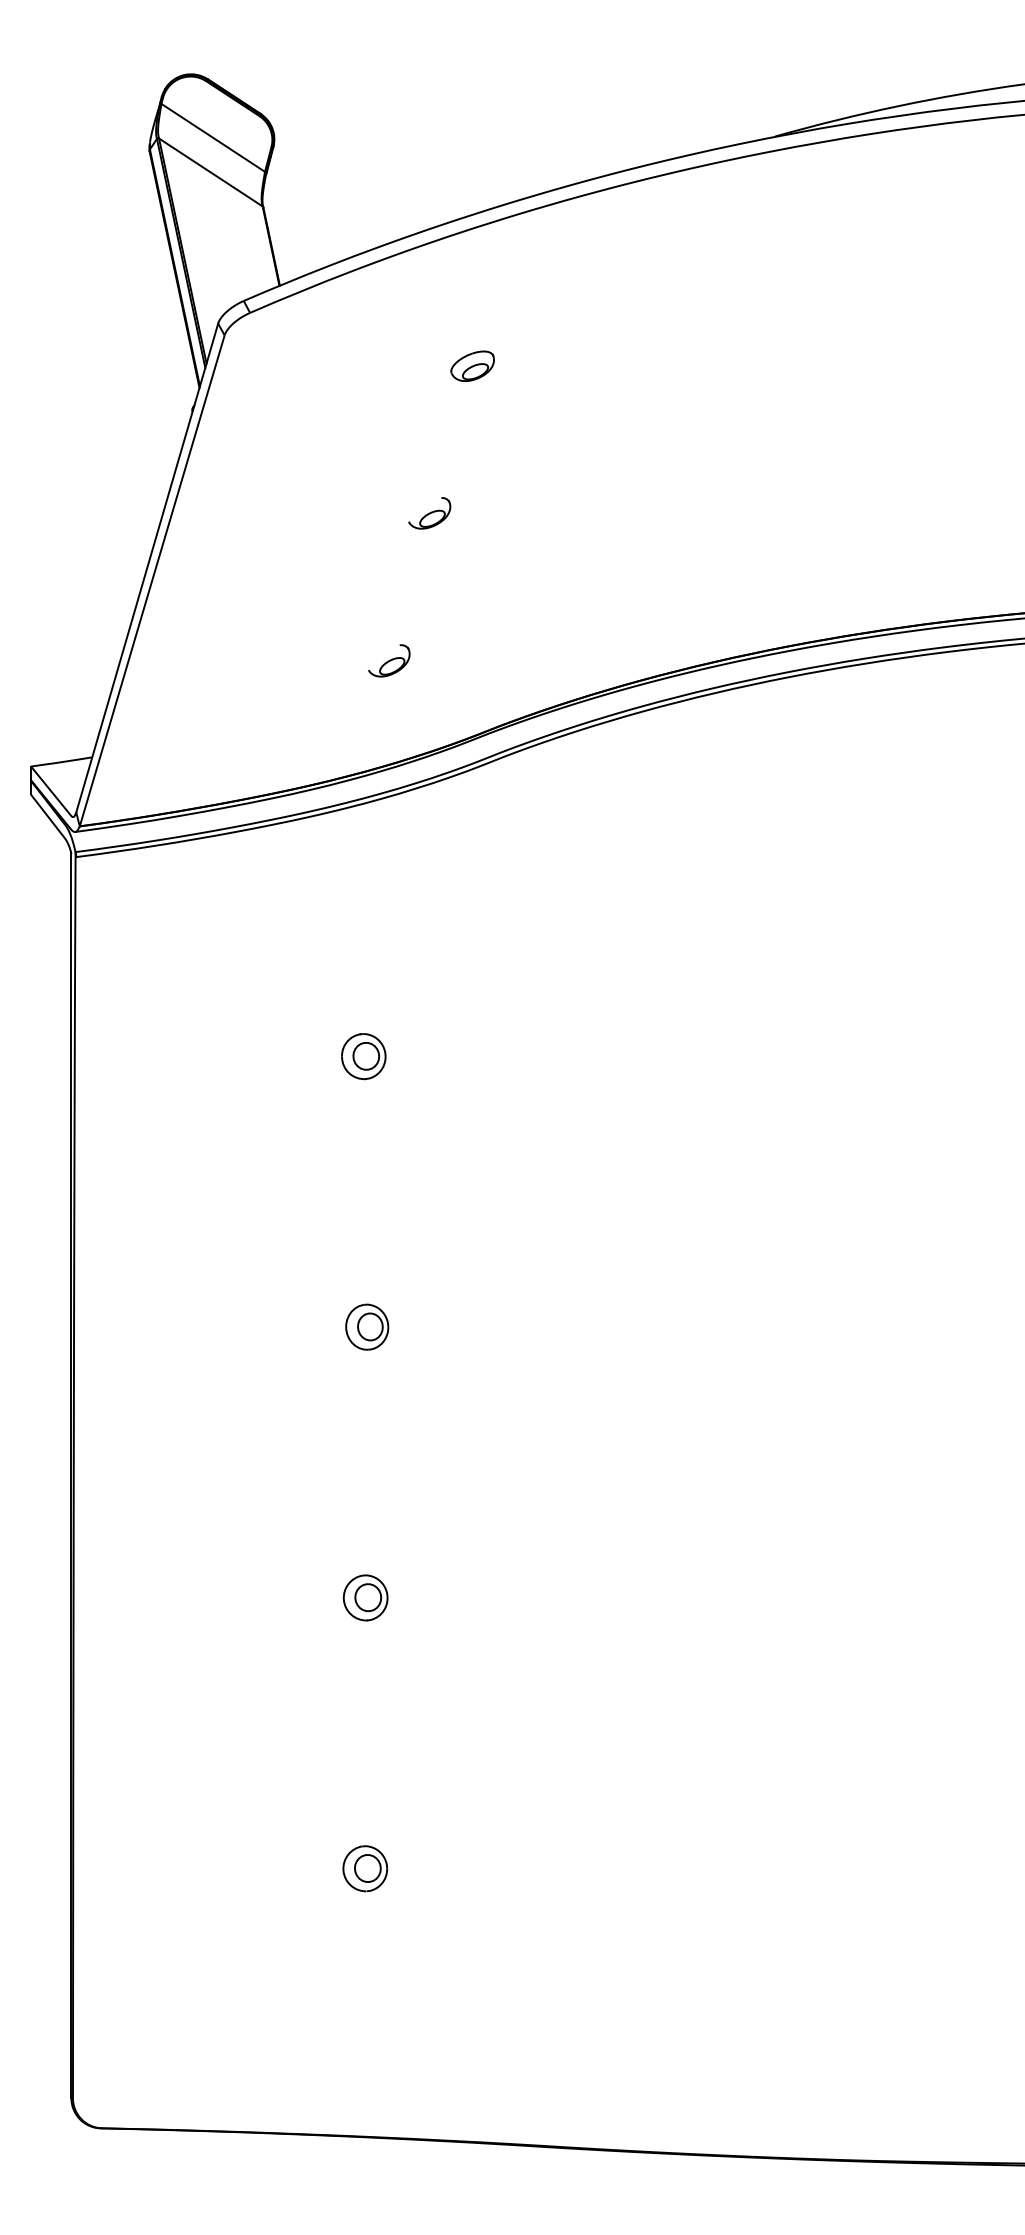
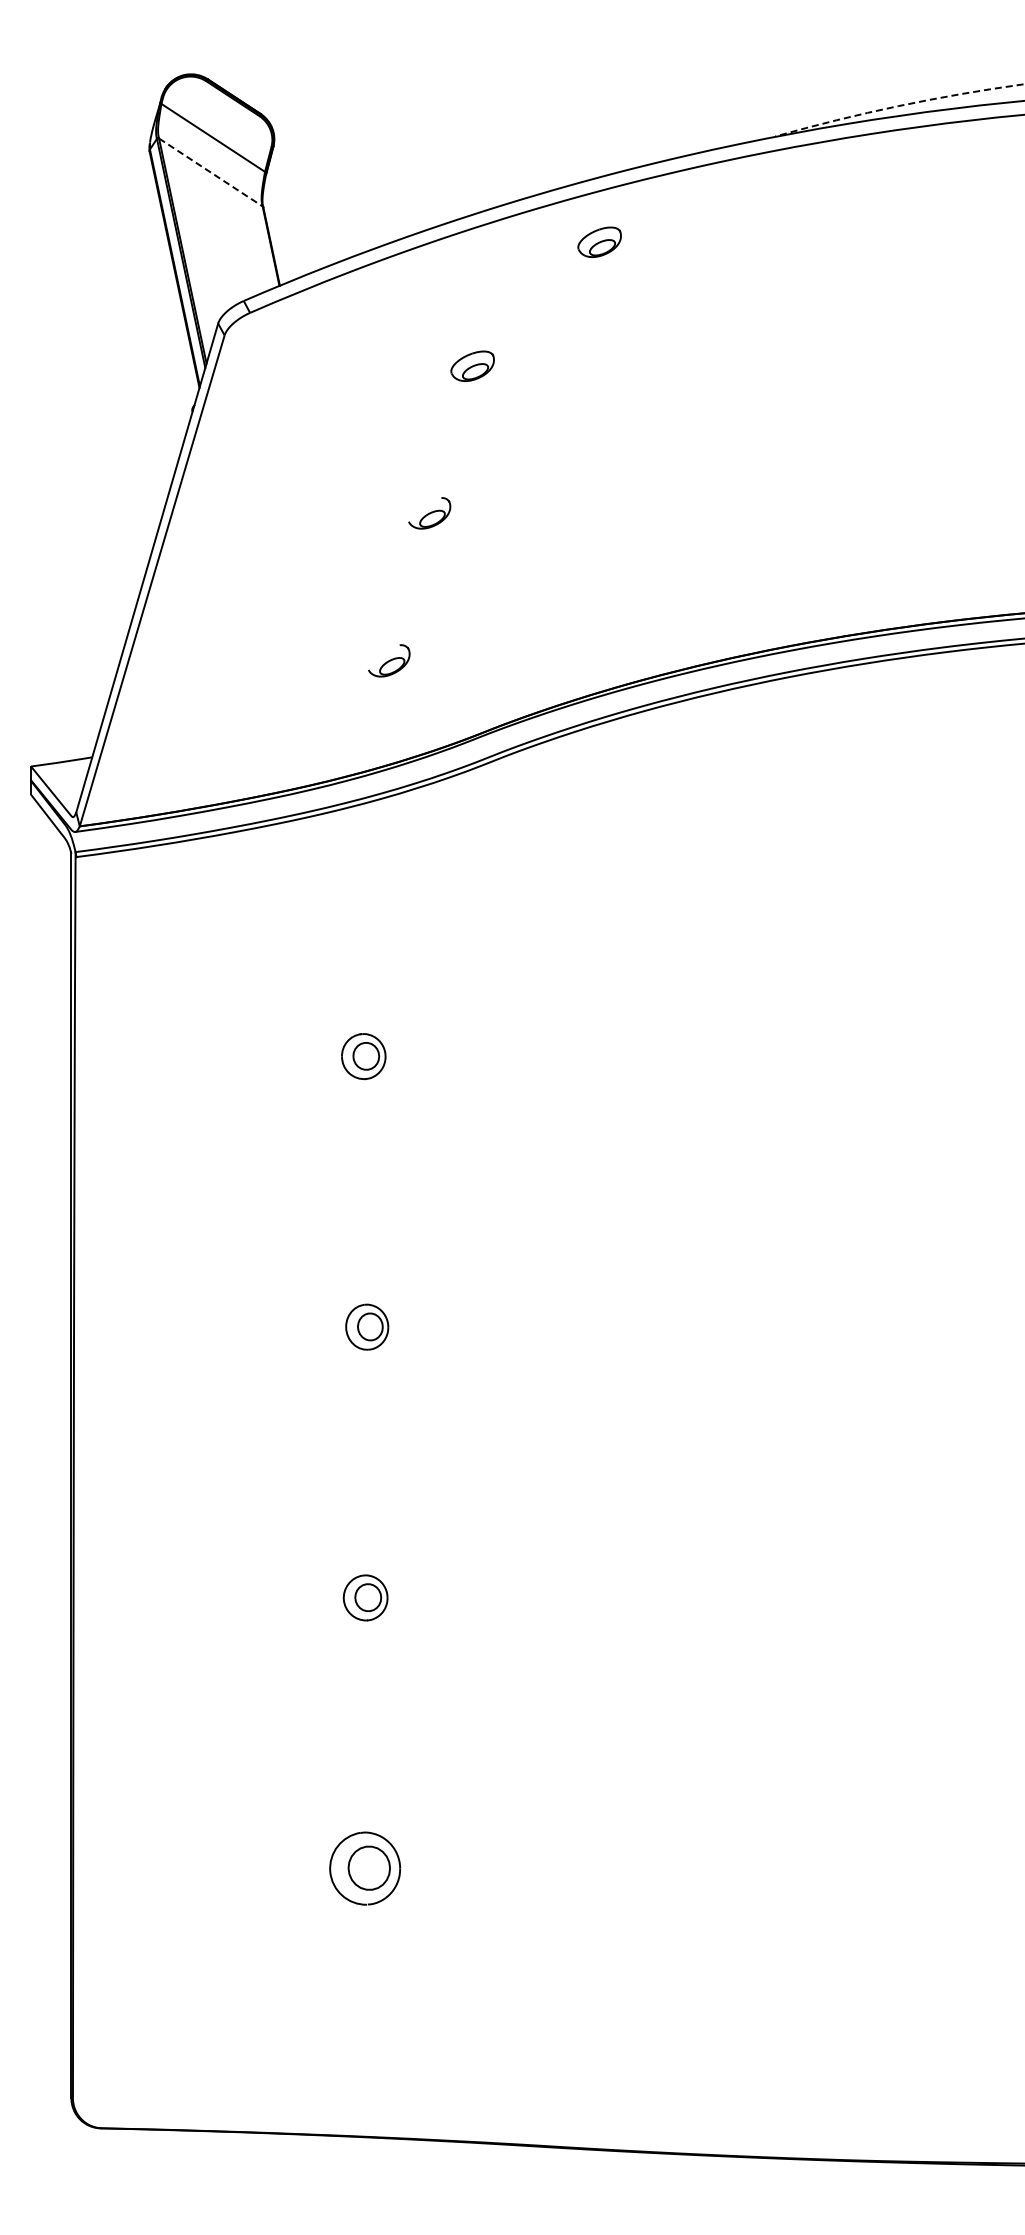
arc: solid -> dashed (898, 106)
line: solid -> dashed (210, 172)
part: none -> present (599, 241)
part size: 47x48 px -> 73x75 px (365, 1868)
